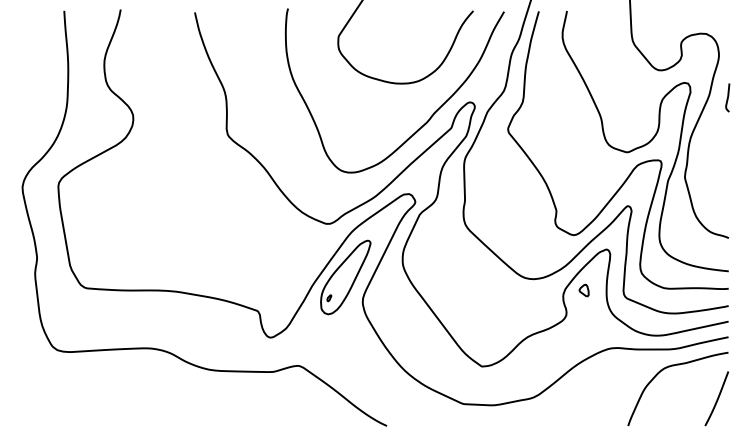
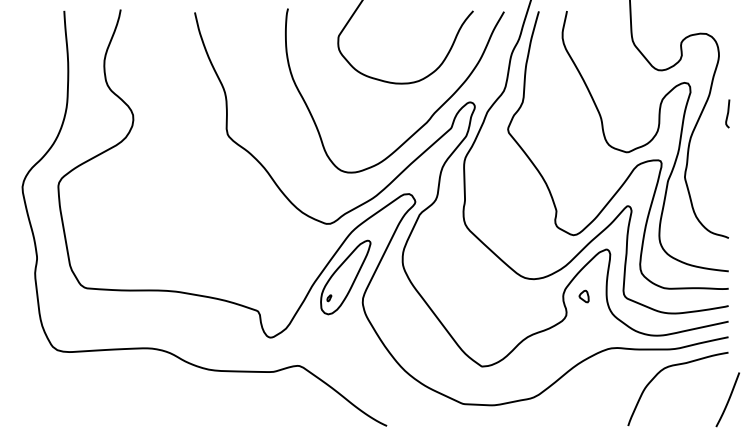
curve position: (727, 97) -> (727, 113) (727, 113)
part position: (583, 290) -> (583, 296) (583, 296)
curve position: (717, 398) -> (728, 399) (728, 399)
